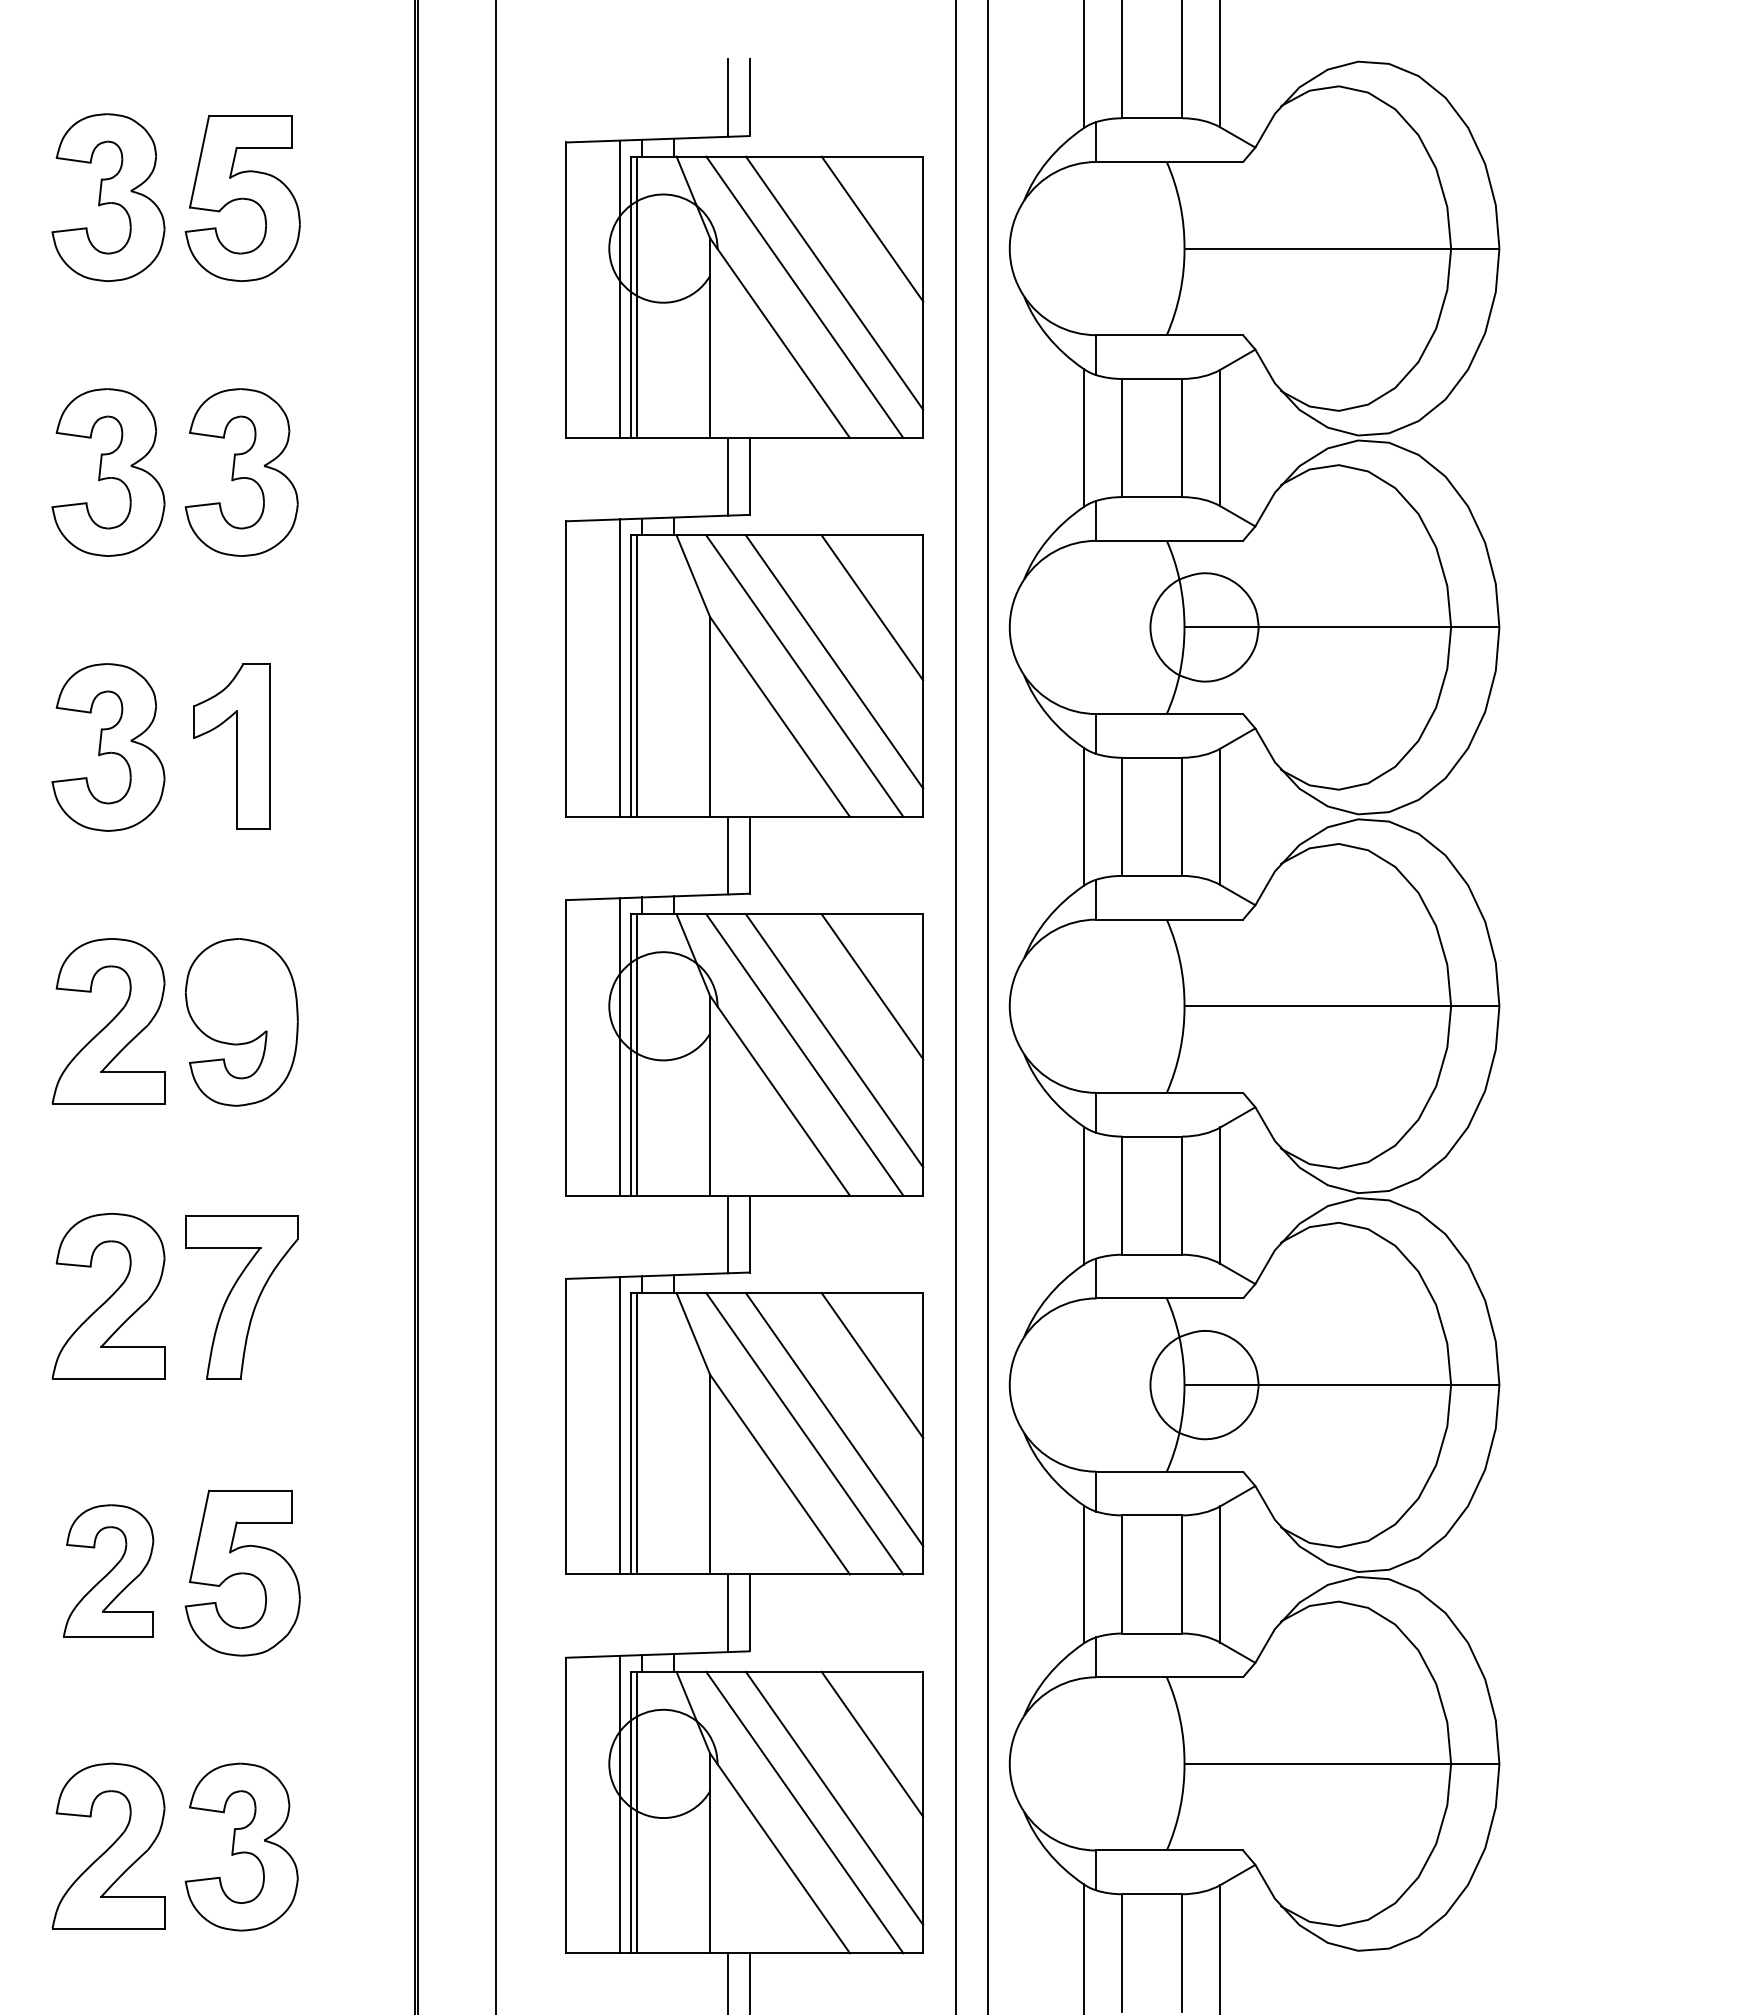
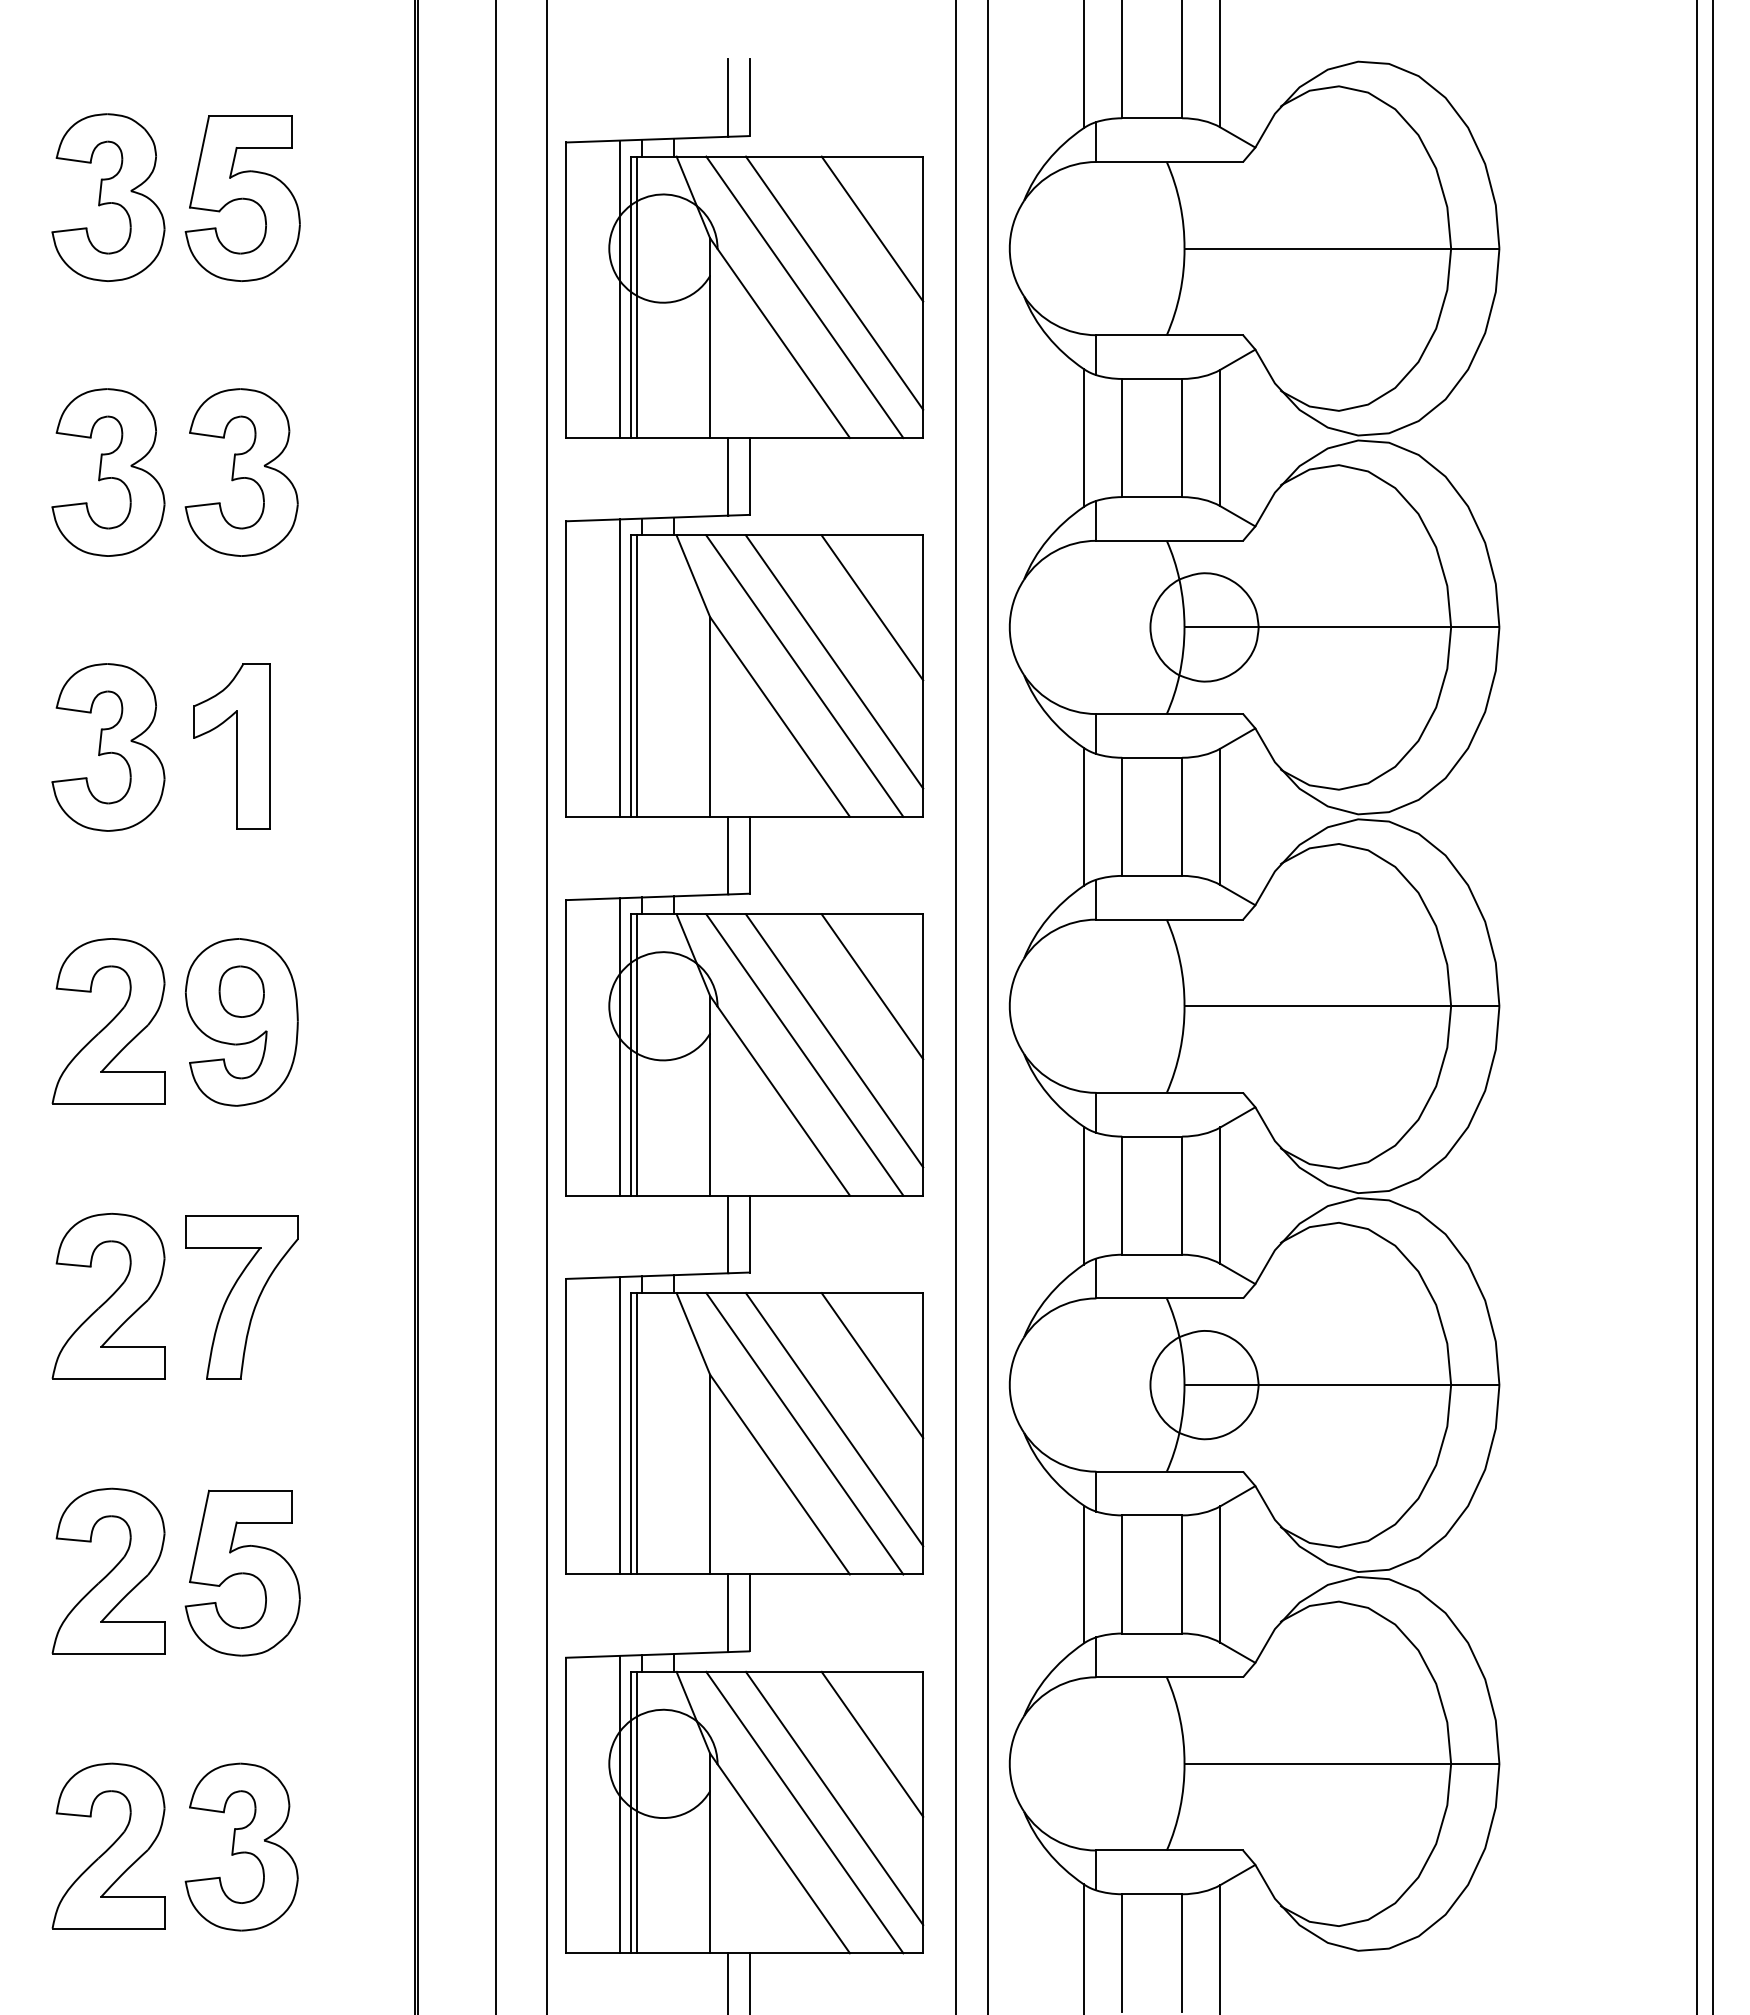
part: none -> present (241, 991)
line: none -> present (546, 1006)
line: none -> present (1697, 1006)
line: none -> present (1713, 1006)
part size: 92x134 px -> 115x168 px (108, 1570)
